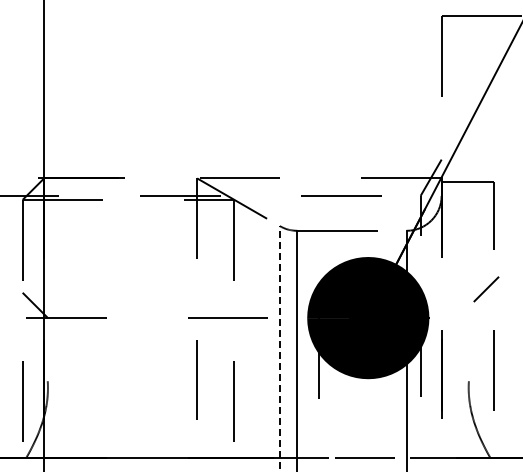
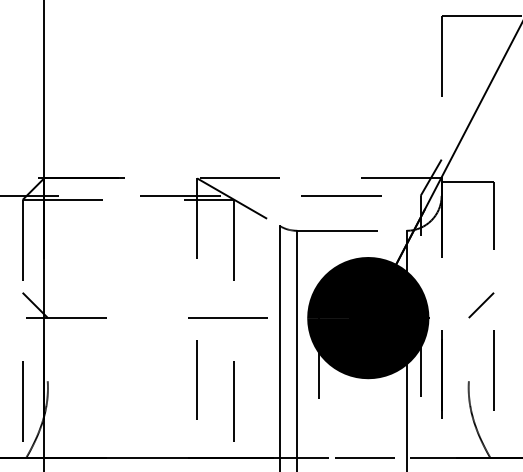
line position: (486, 289) -> (481, 305) (481, 305)
line: dashed -> solid (279, 348)
